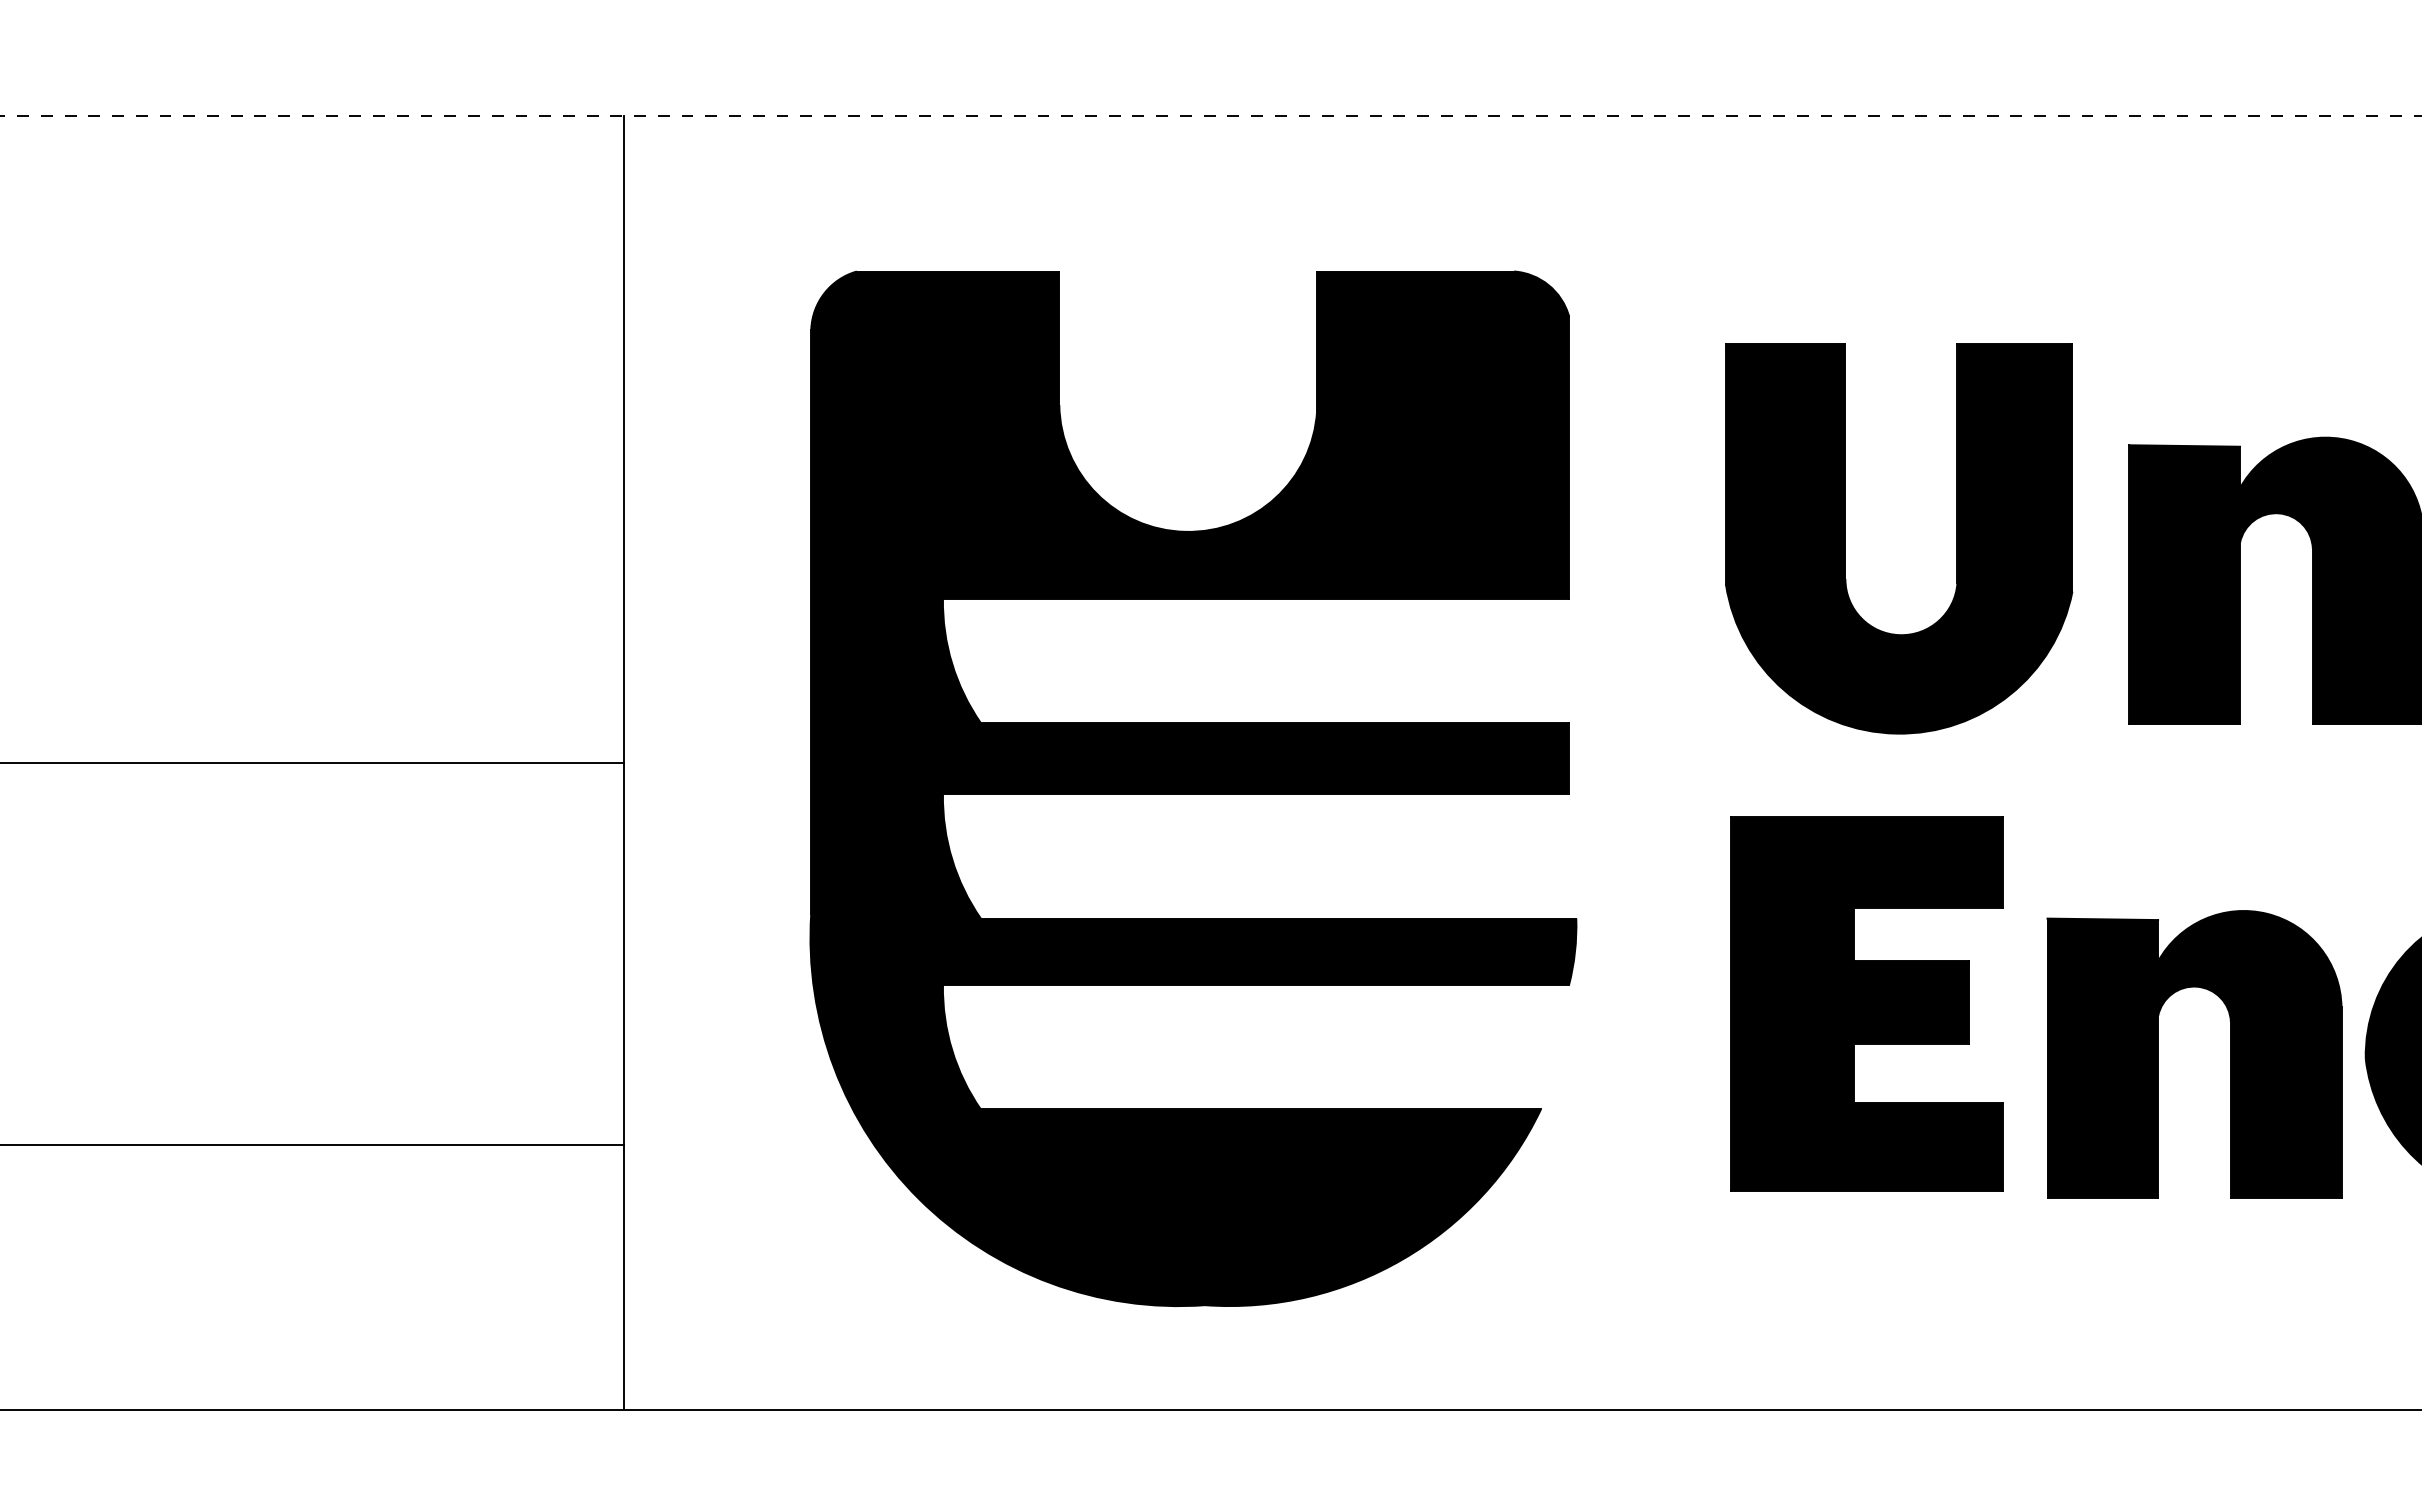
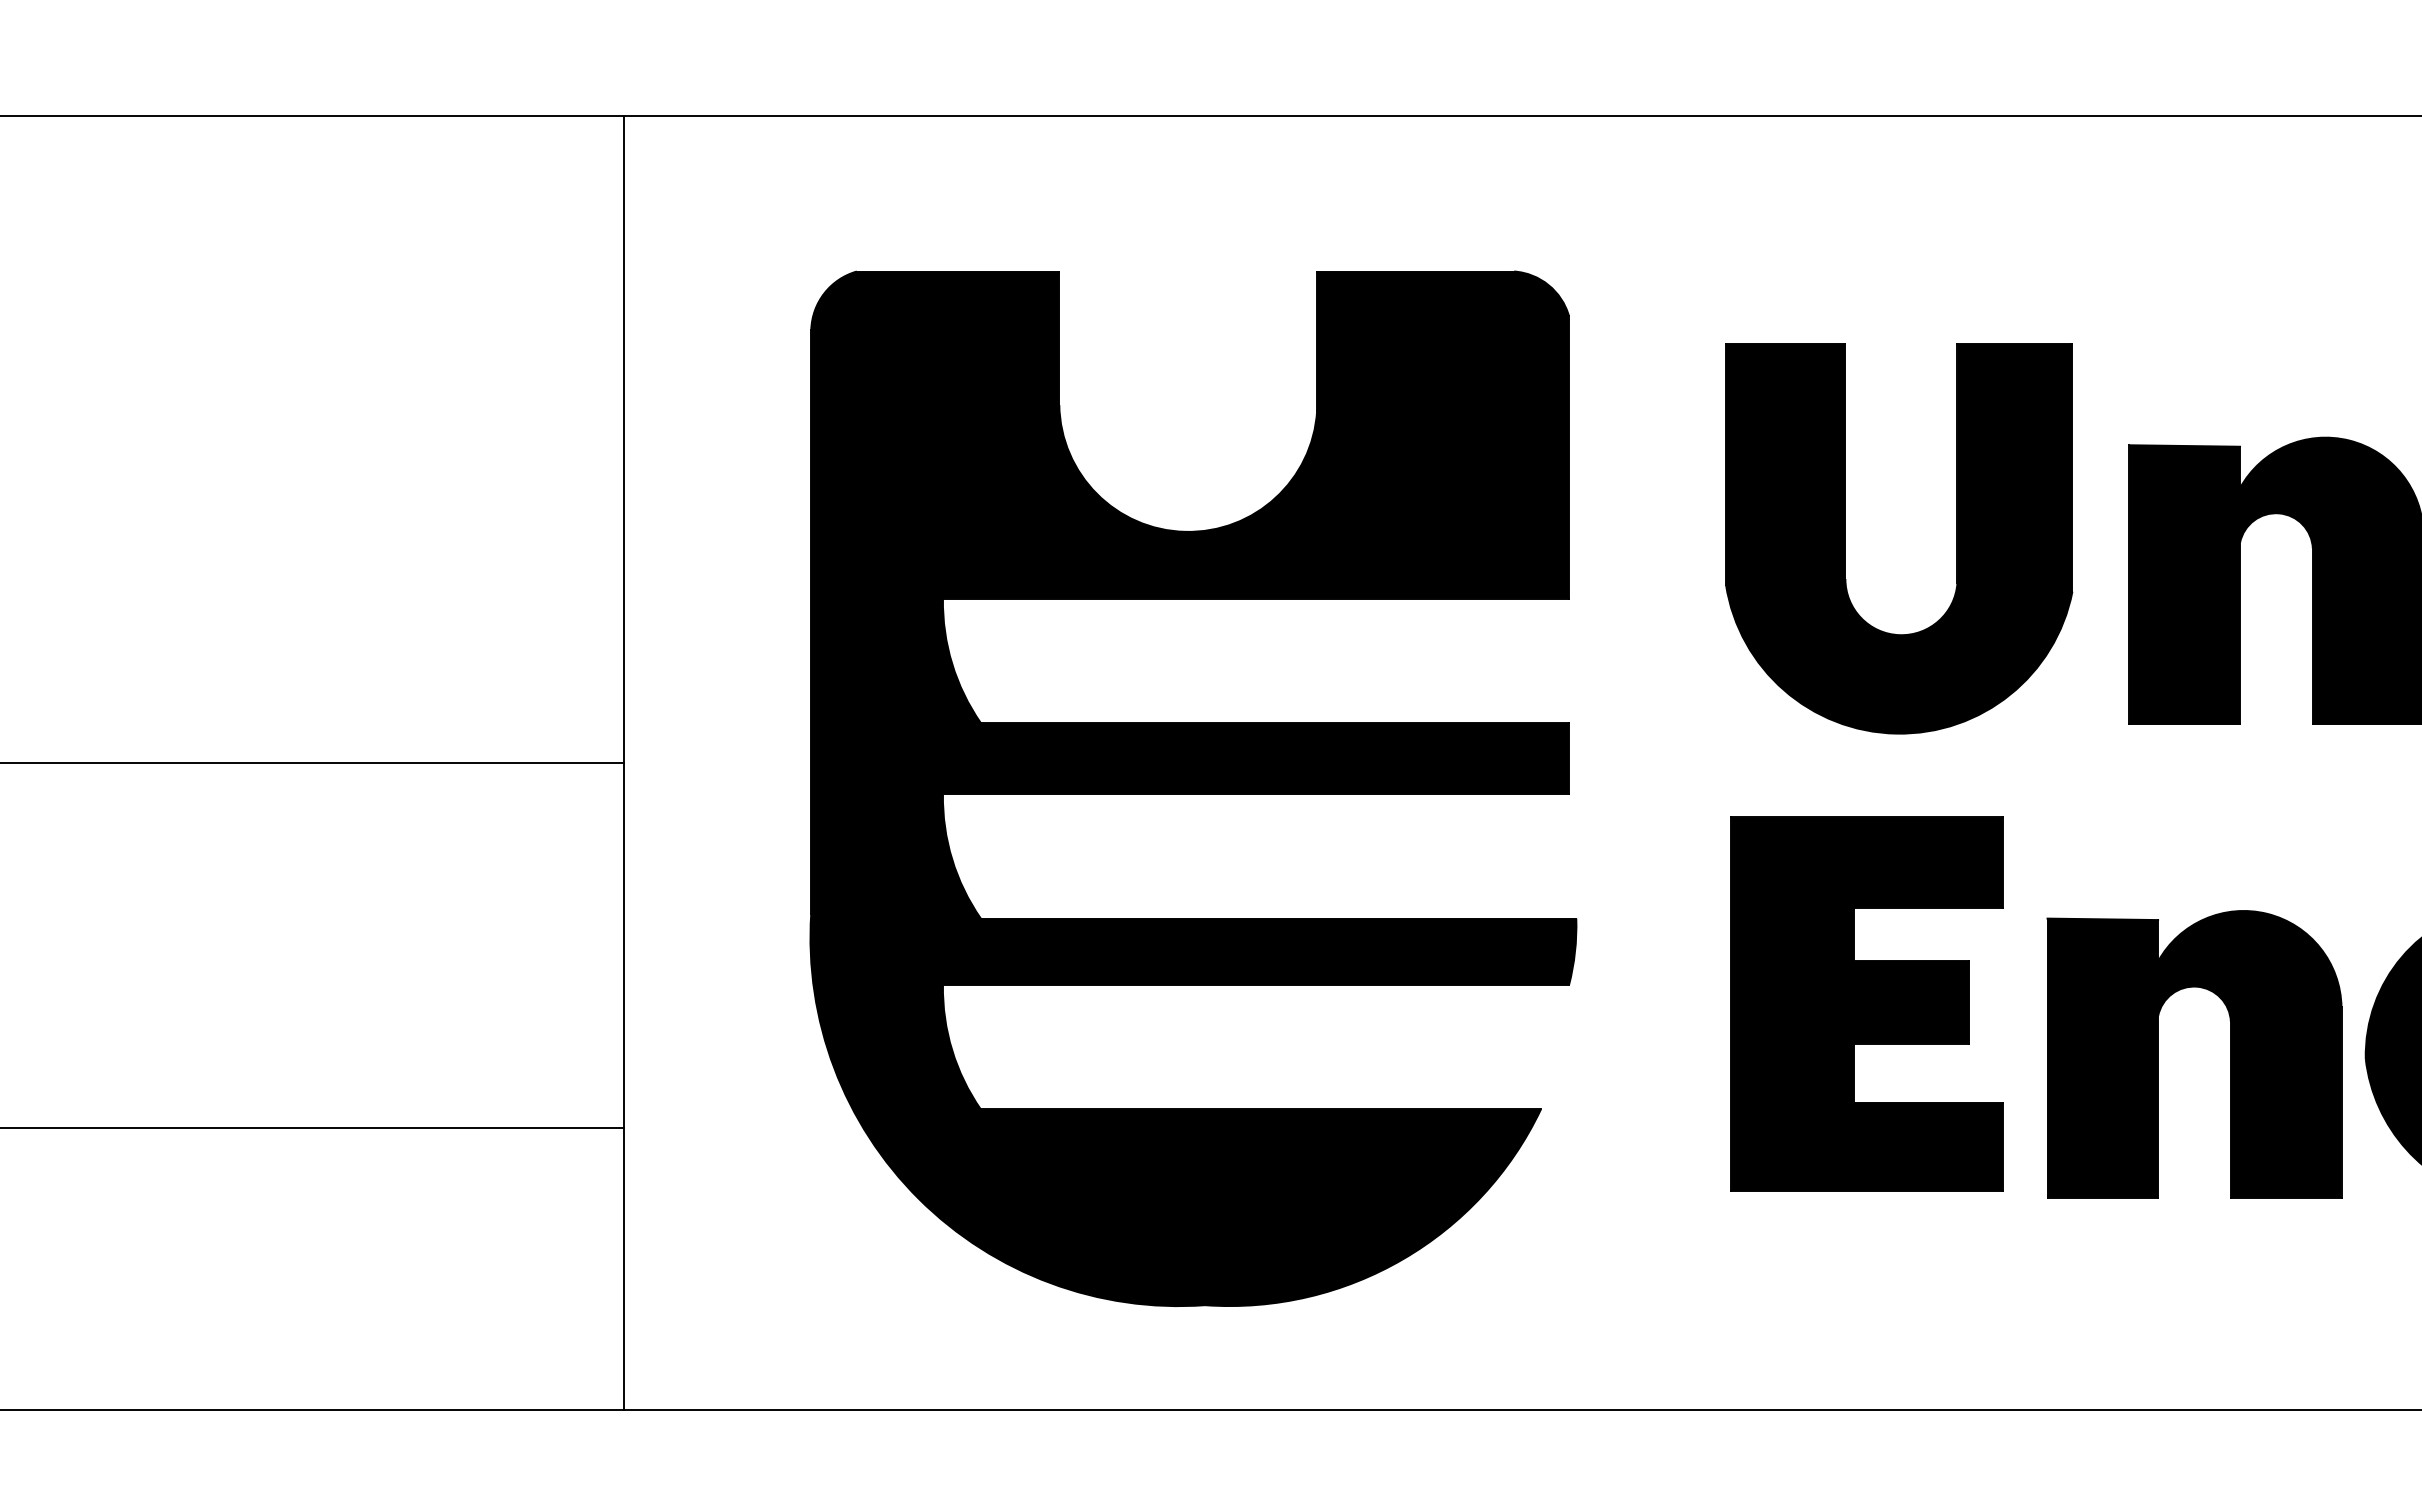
line: dashed -> solid (1210, 115)
line position: (312, 1144) -> (312, 1127) (312, 1127)
